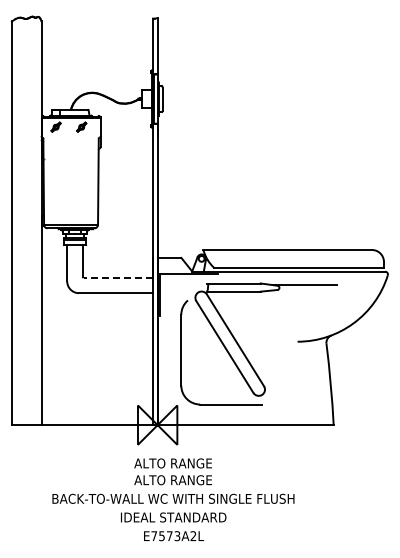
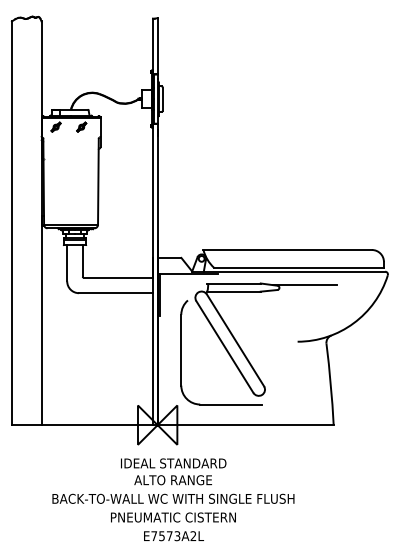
line: dashed -> solid (118, 277)
text: ALTO RANGE -> IDEAL STANDARD (173, 463)
text: IDEAL STANDARD -> PNEUMATIC CISTERN (173, 517)
